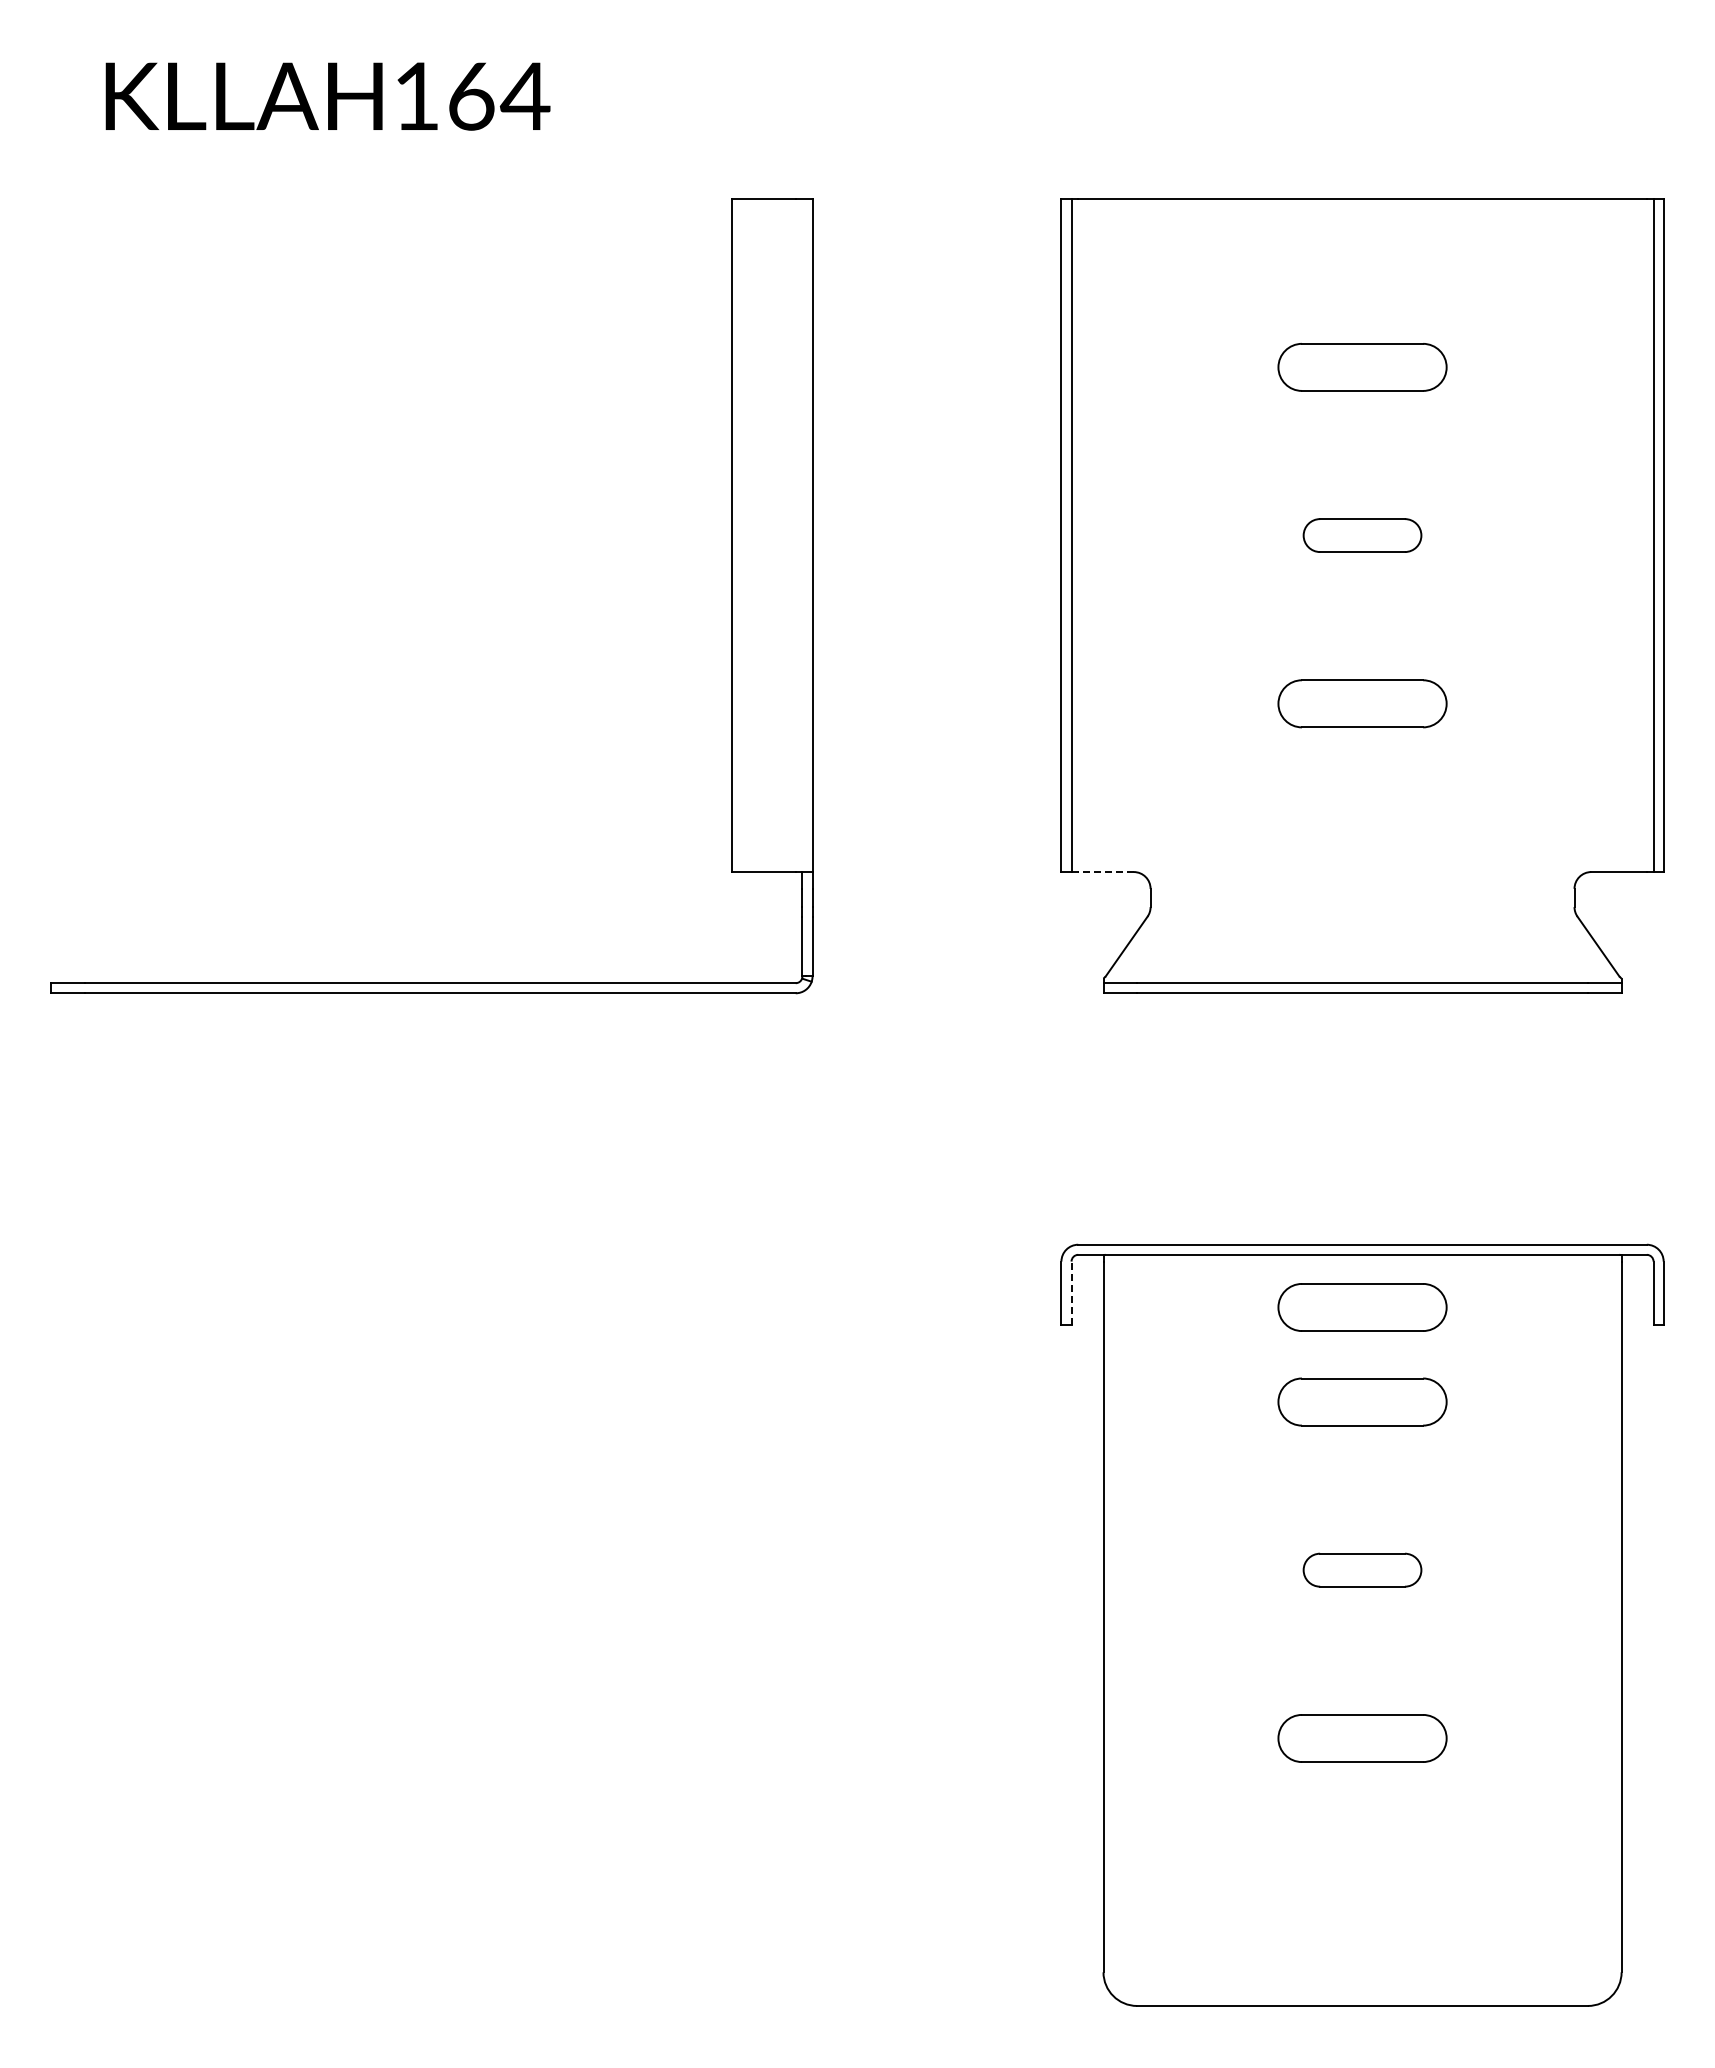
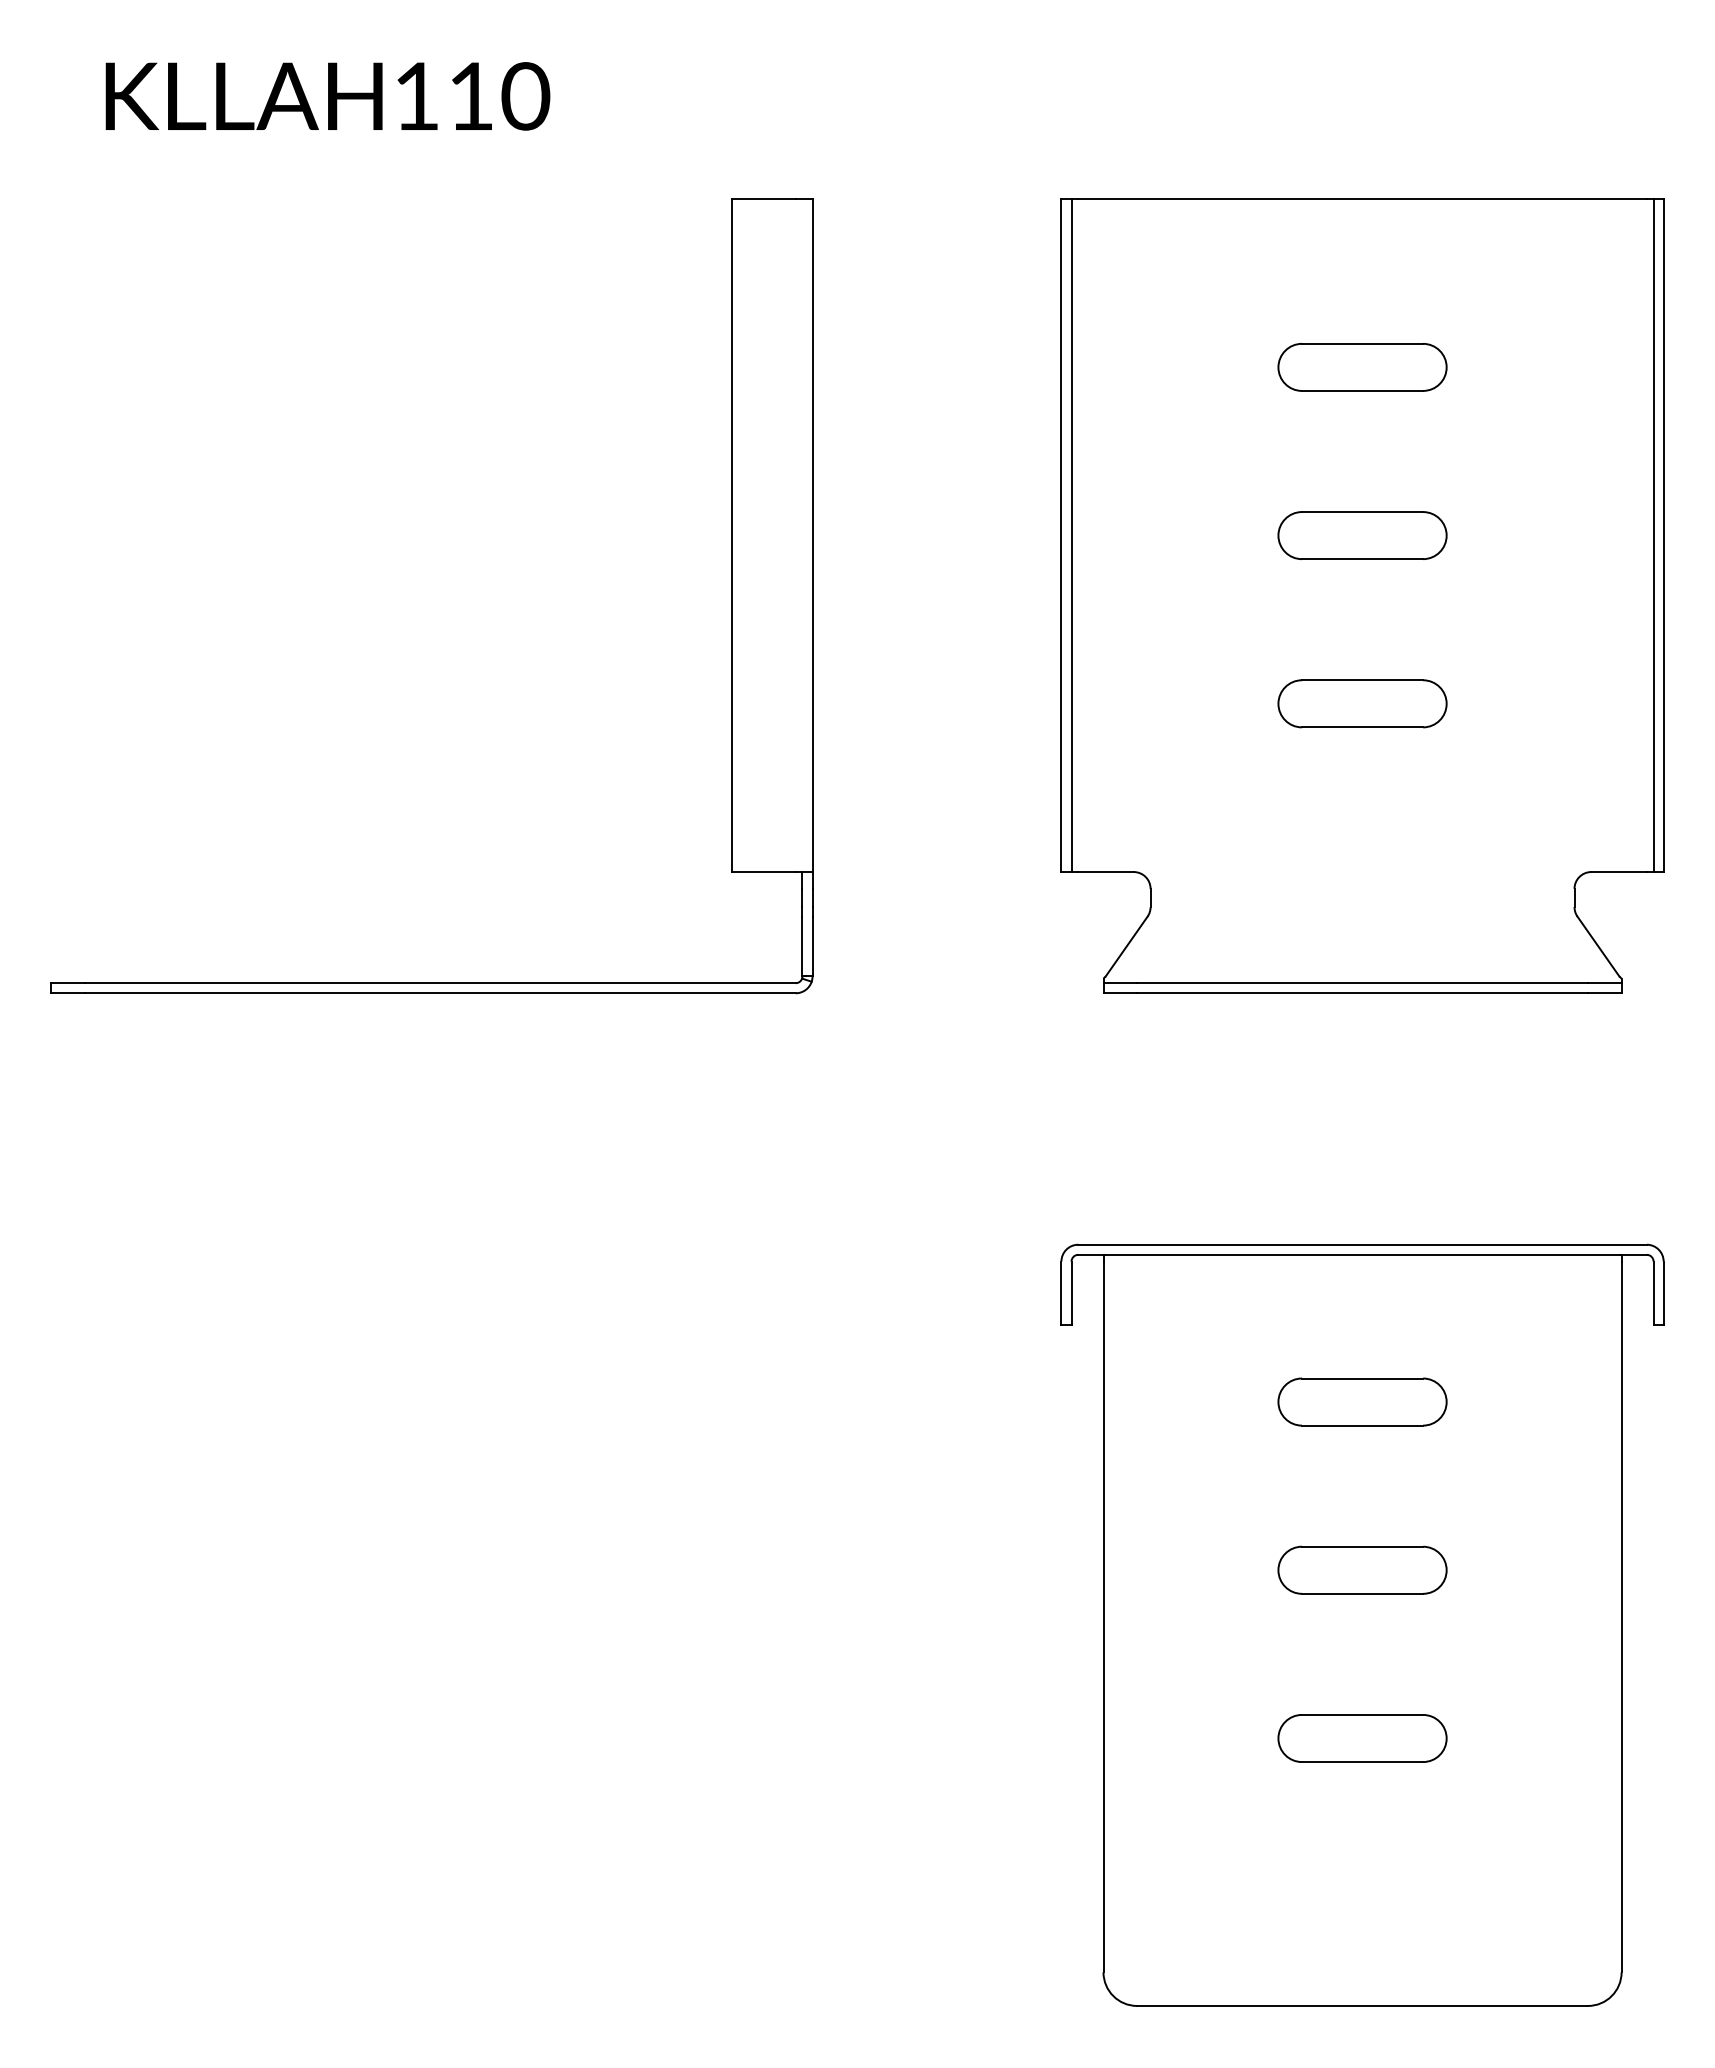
text: 164 -> 110 (499, 96)
part size: 121x35 px -> 171x49 px (1362, 535)
line: dashed -> solid (1106, 872)
line: dashed -> solid (1071, 1293)
part: present -> none (1362, 1307)
part size: 121x36 px -> 171x50 px (1362, 1569)
